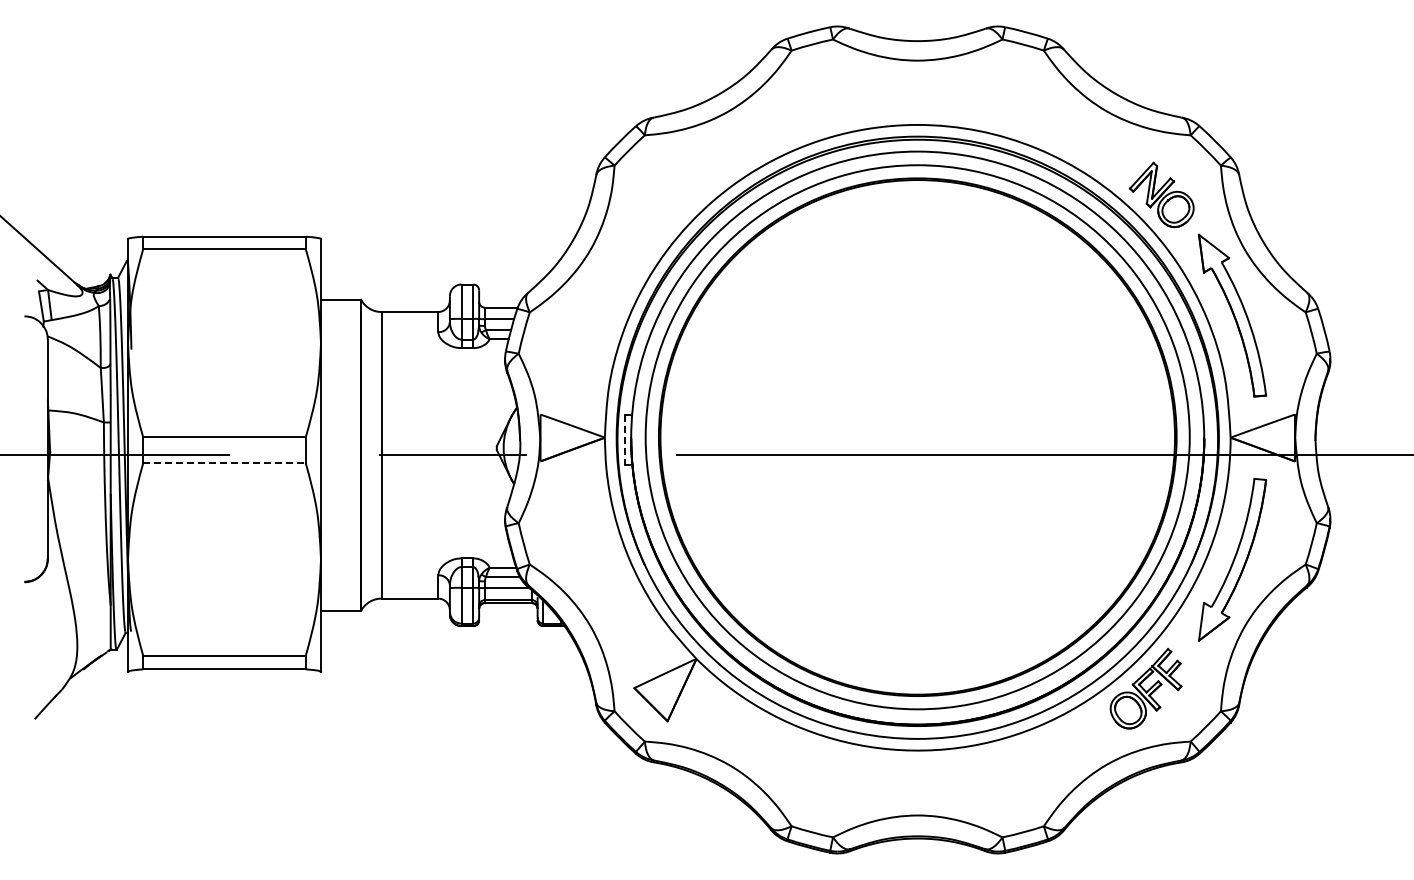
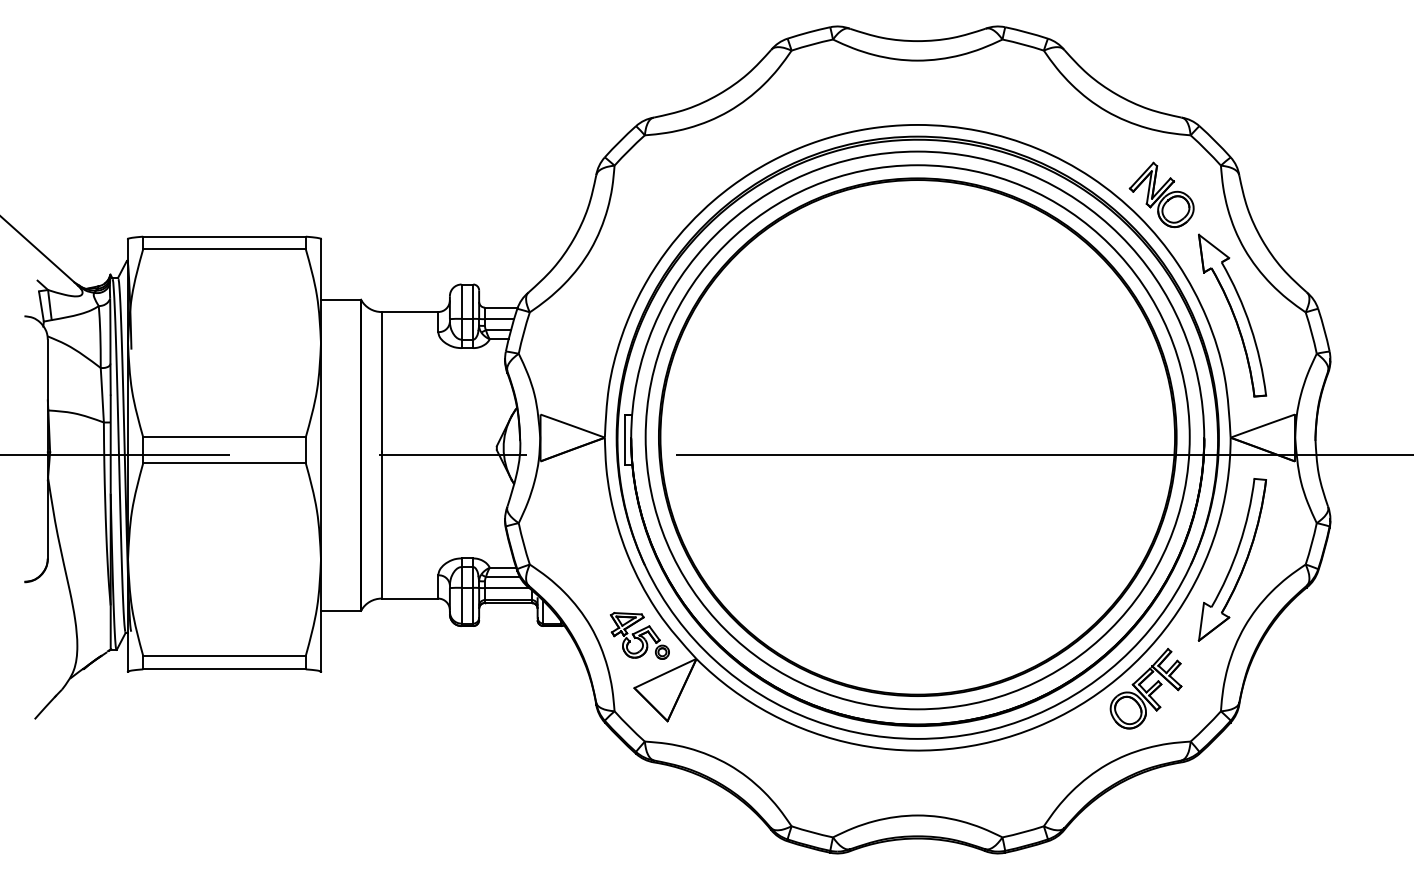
line: dashed -> solid (625, 440)
line: dashed -> solid (225, 463)
part: none -> present (639, 635)
